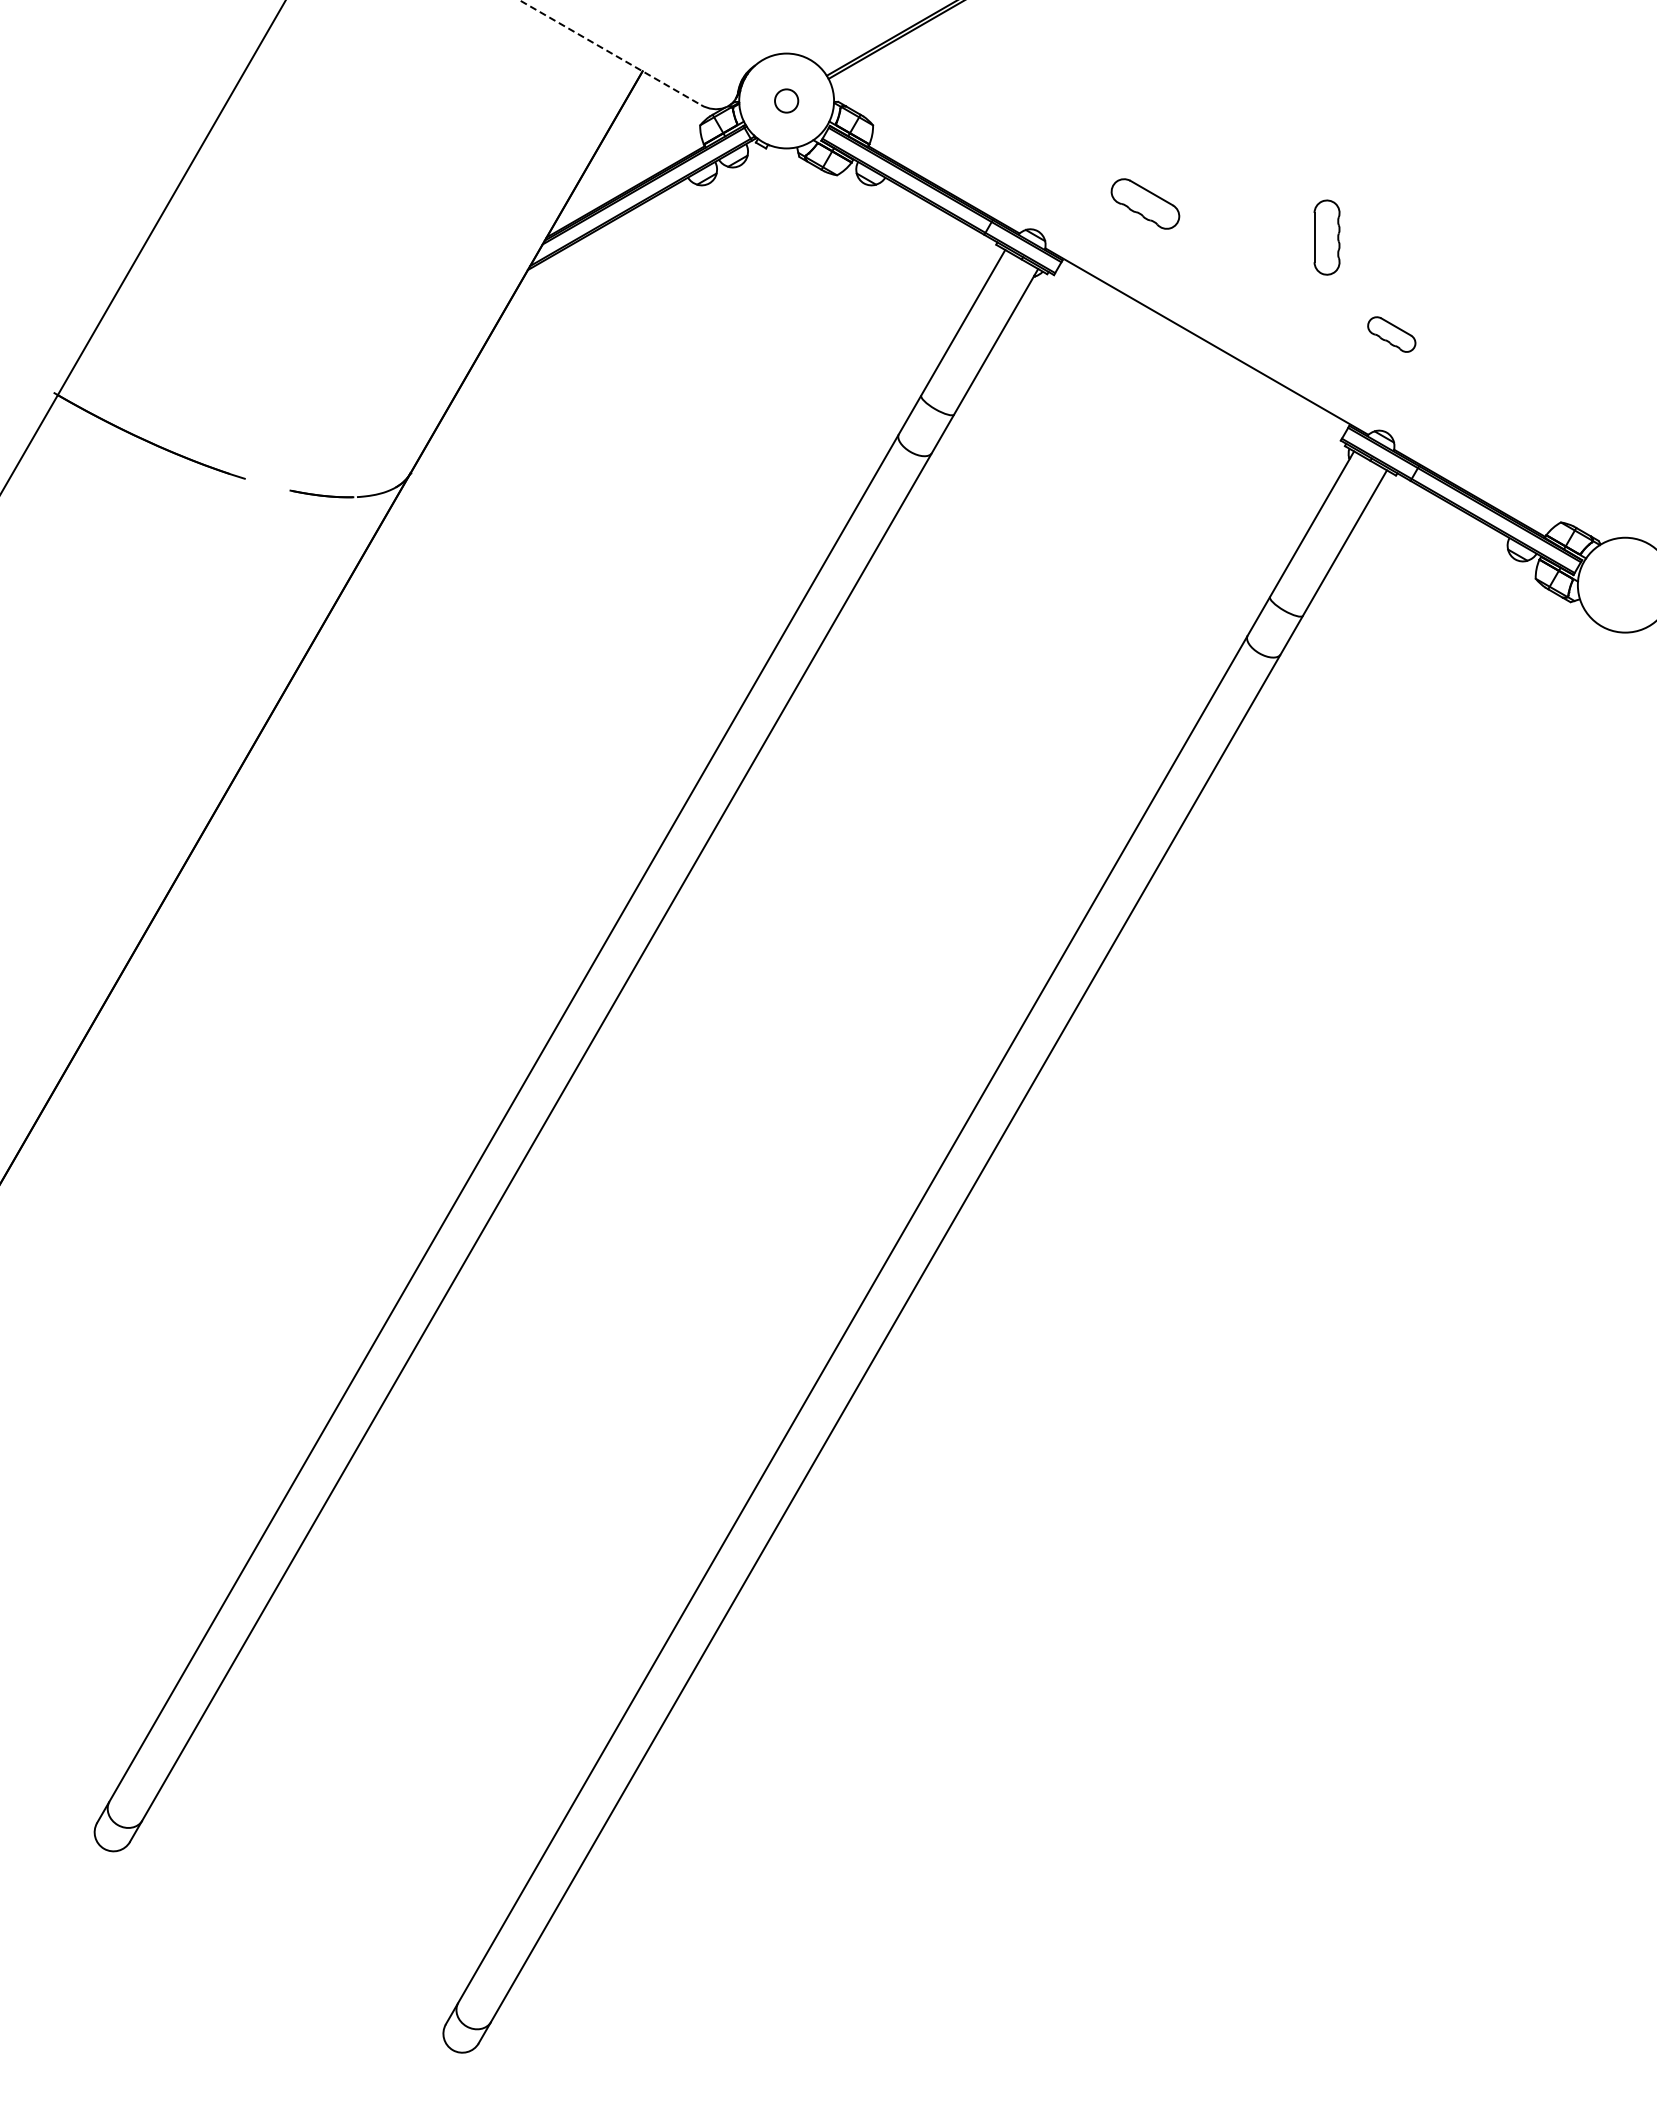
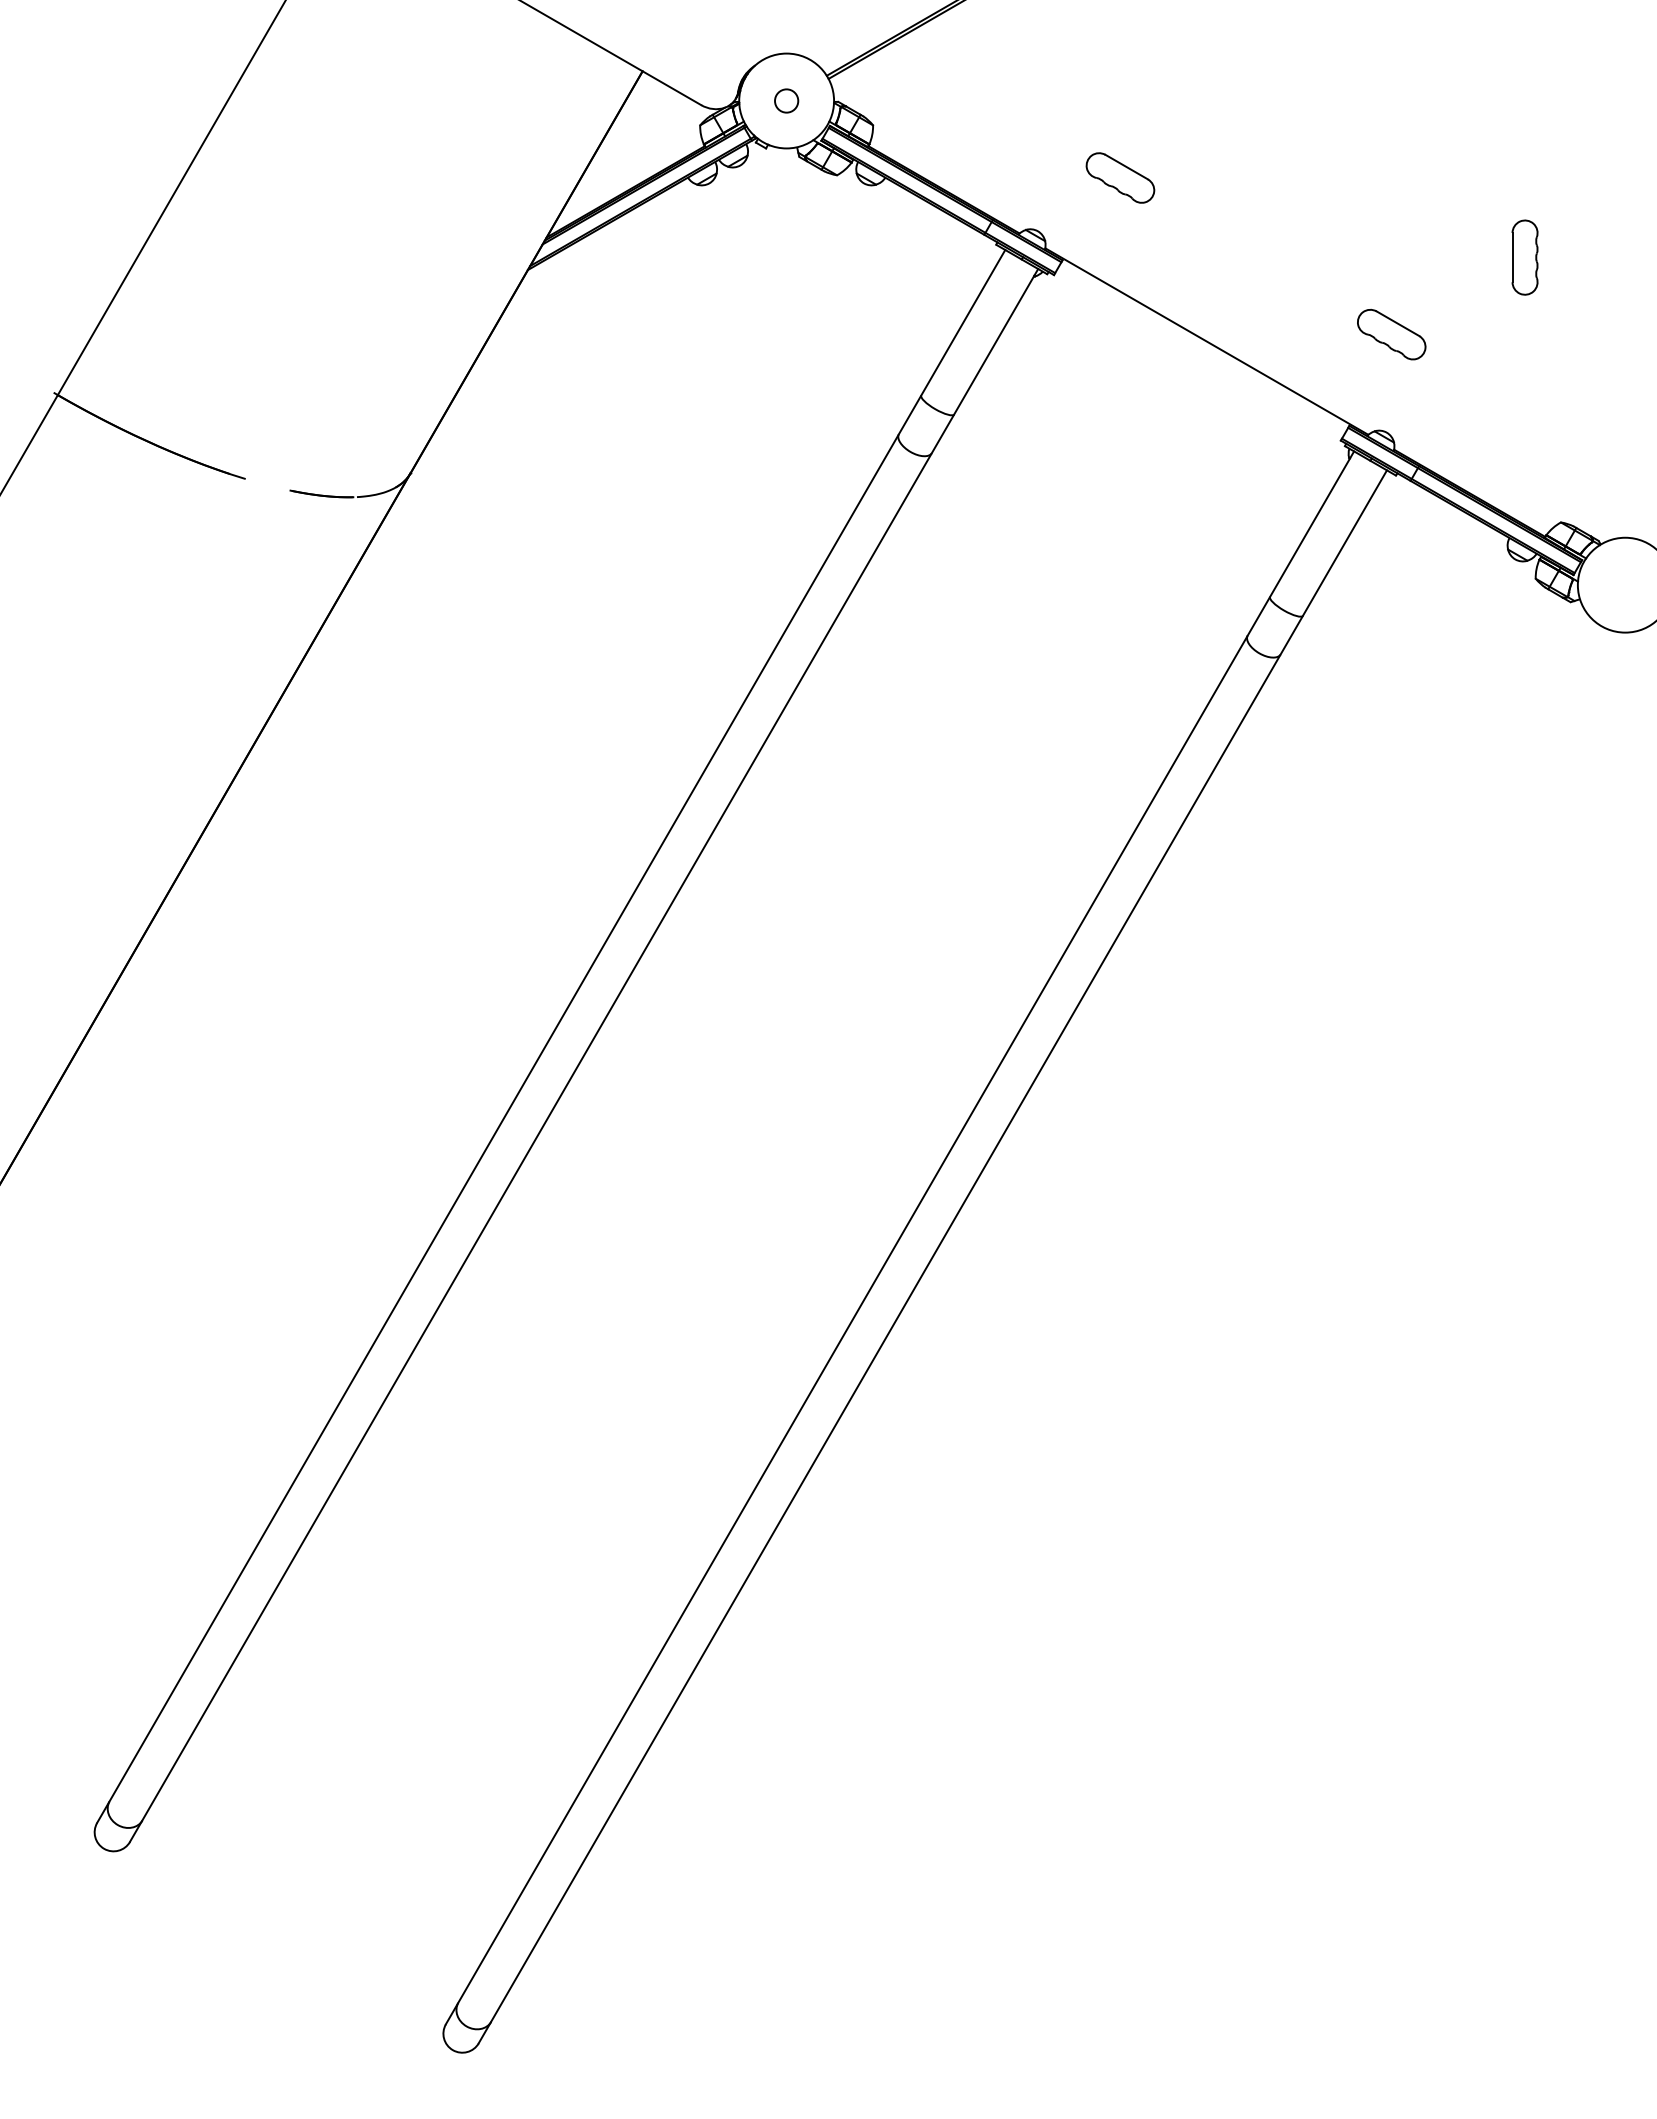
line: dashed -> solid (610, 52)
part position: (1145, 203) -> (1120, 177) (1120, 177)
part position: (1326, 237) -> (1524, 257) (1524, 257)
part size: 50x37 px -> 70x53 px (1391, 334)
